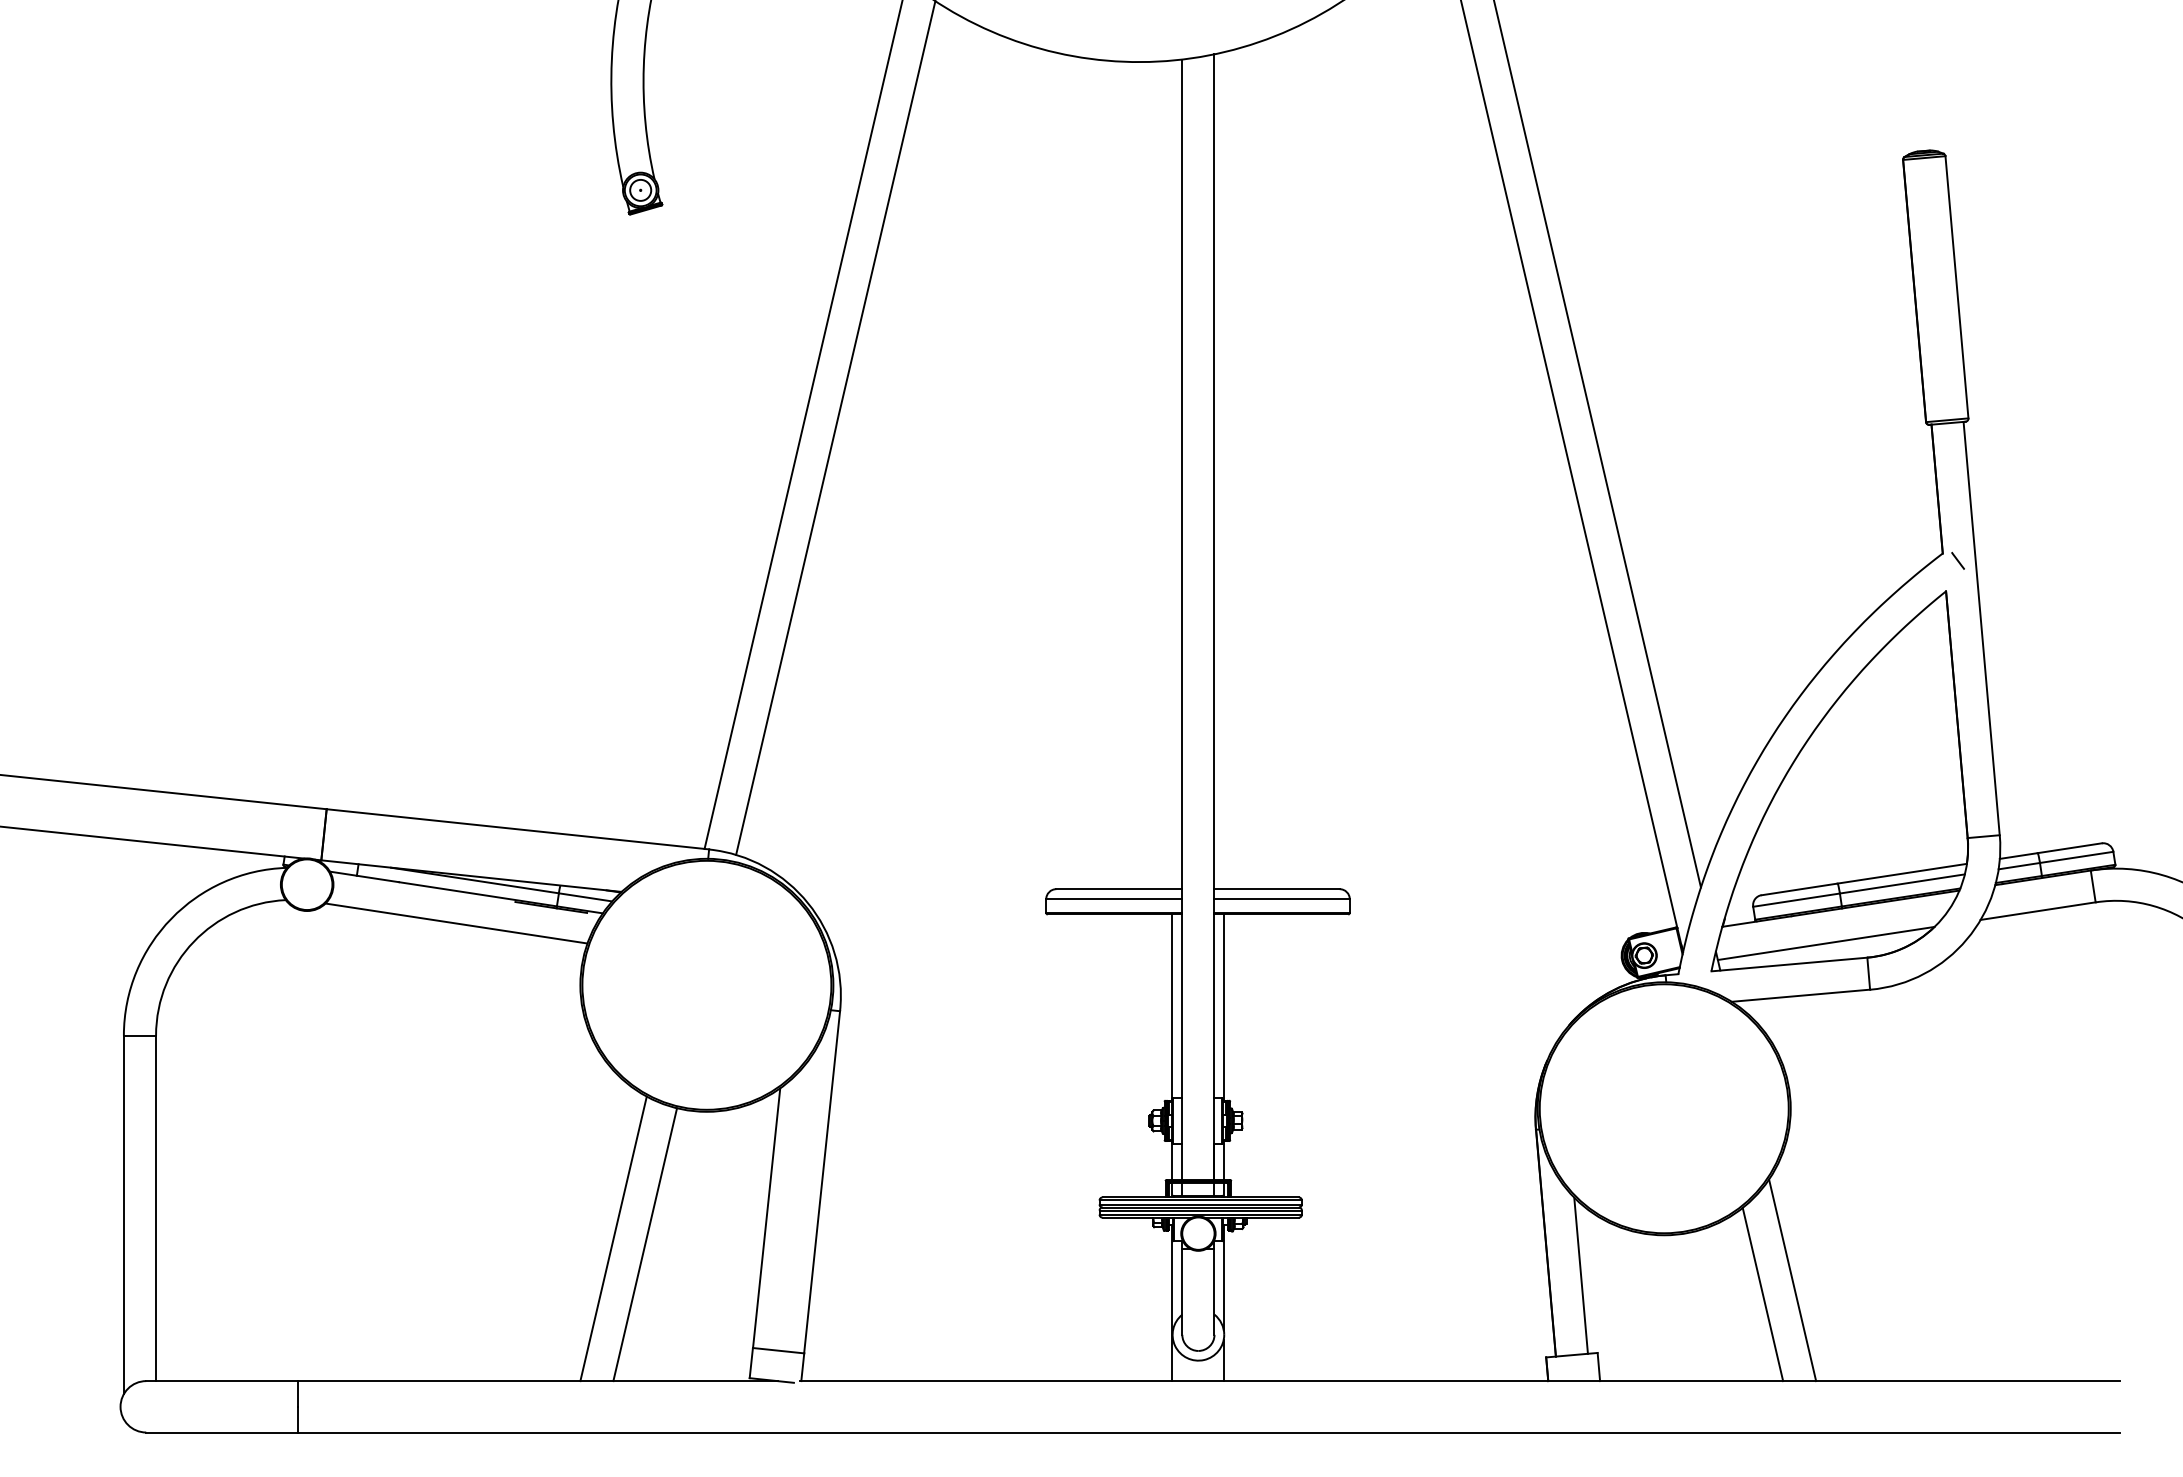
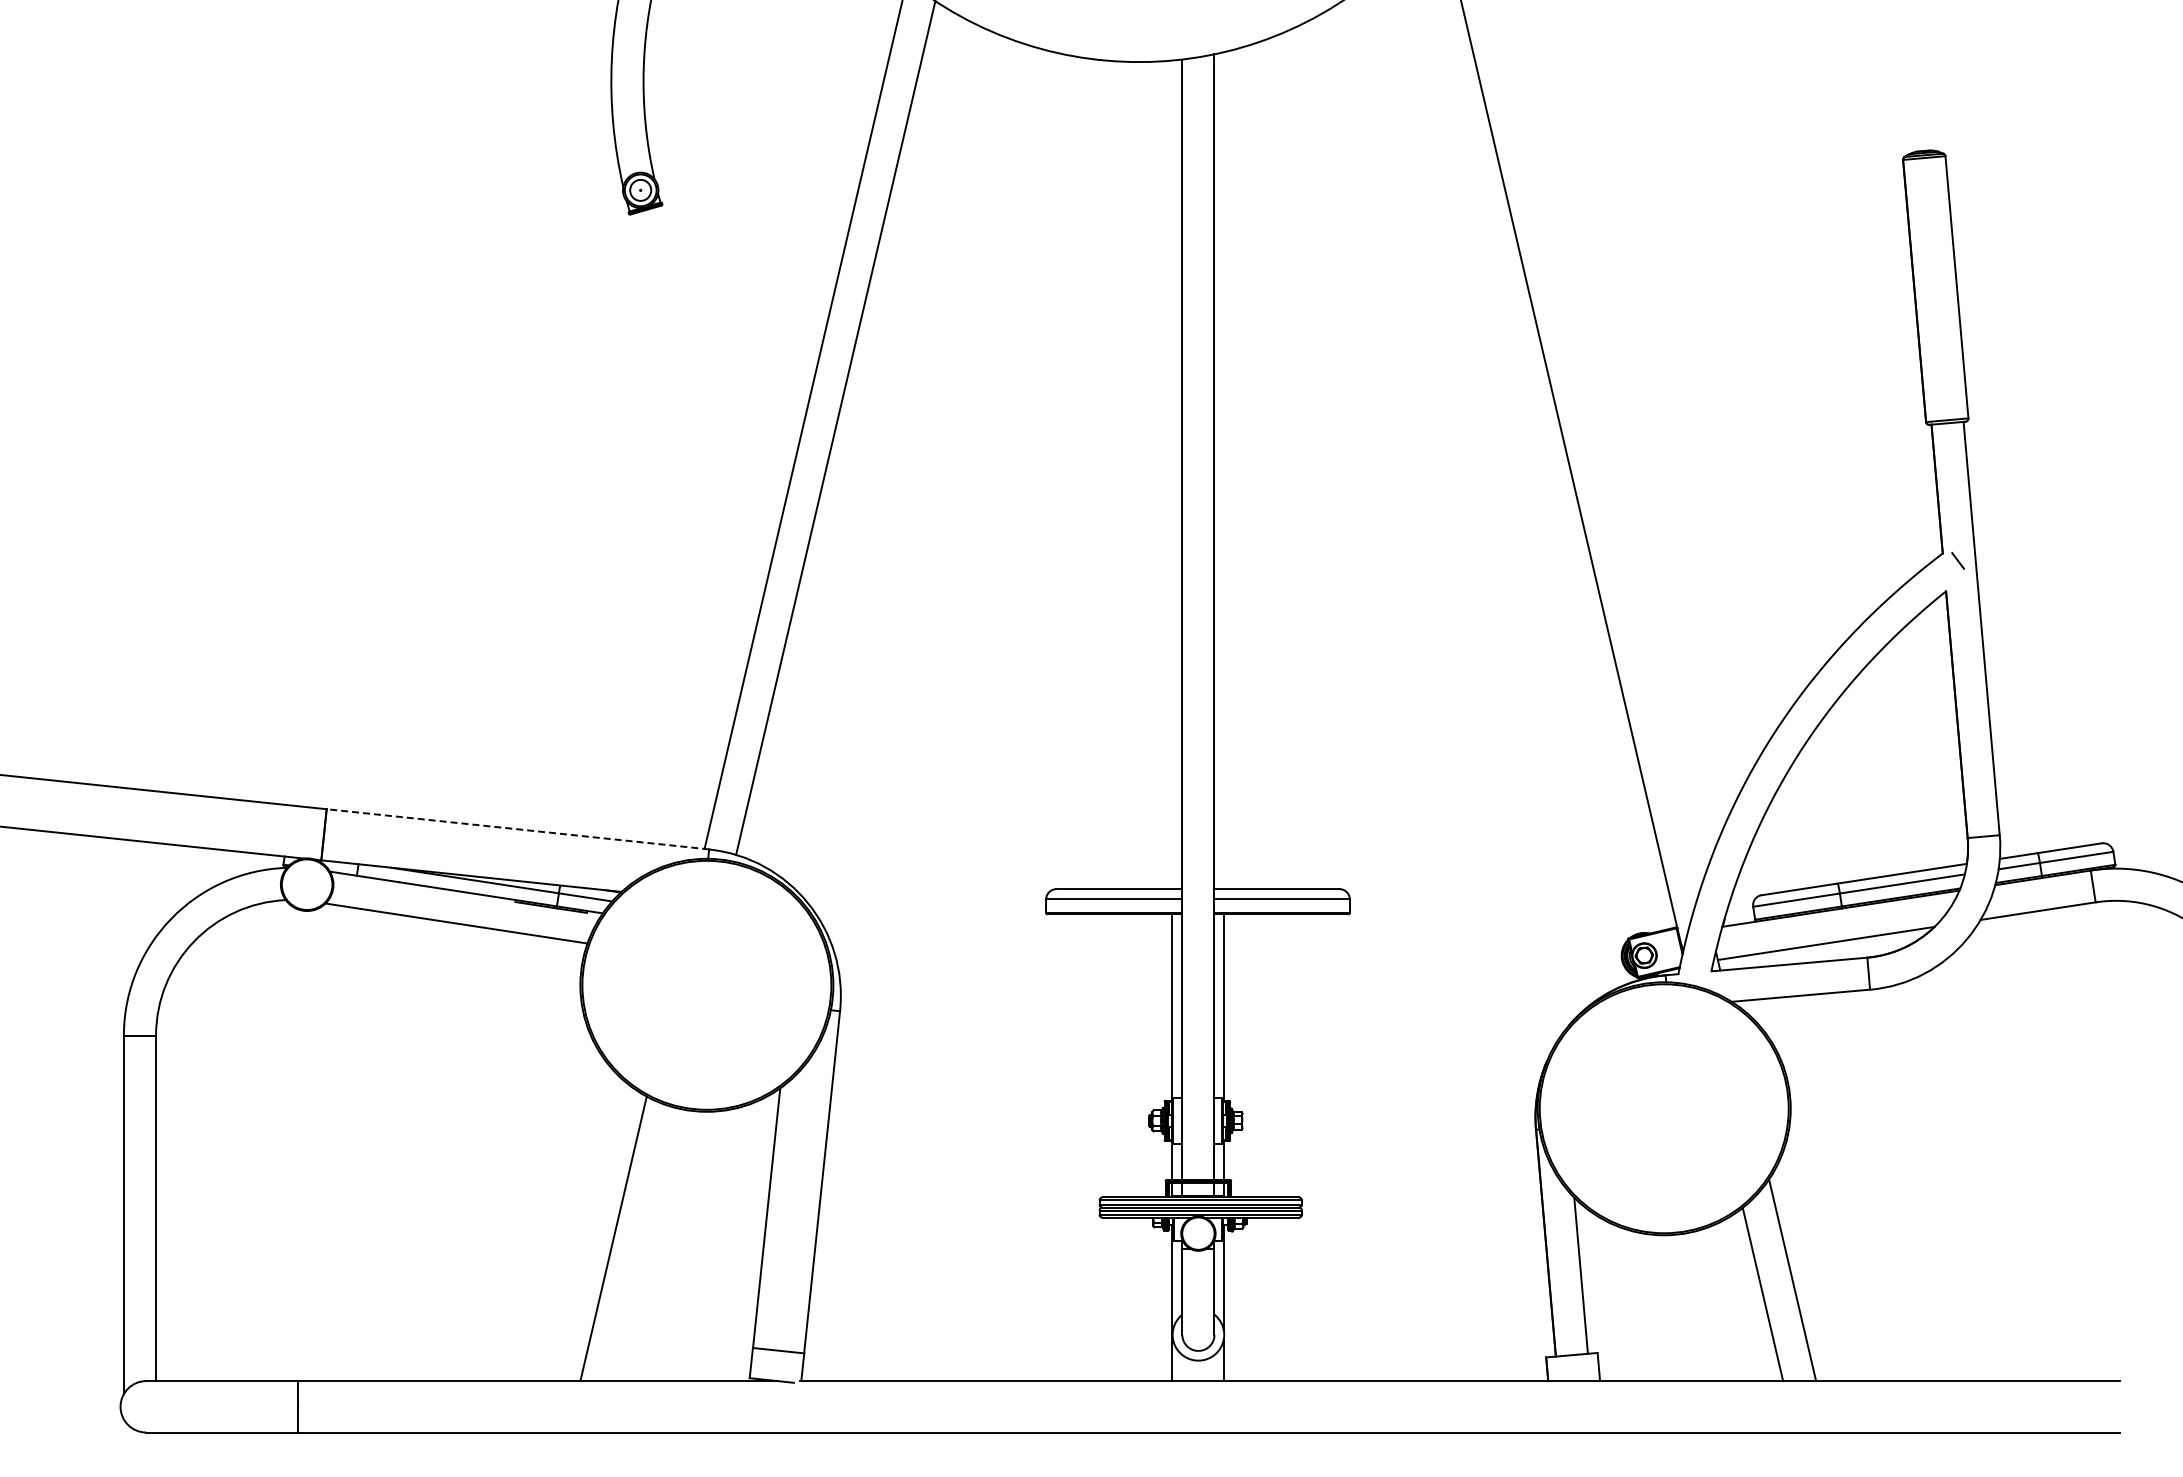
line: present -> none (1597, 444)
line: solid -> dashed (517, 829)
line: present -> none (645, 1244)
